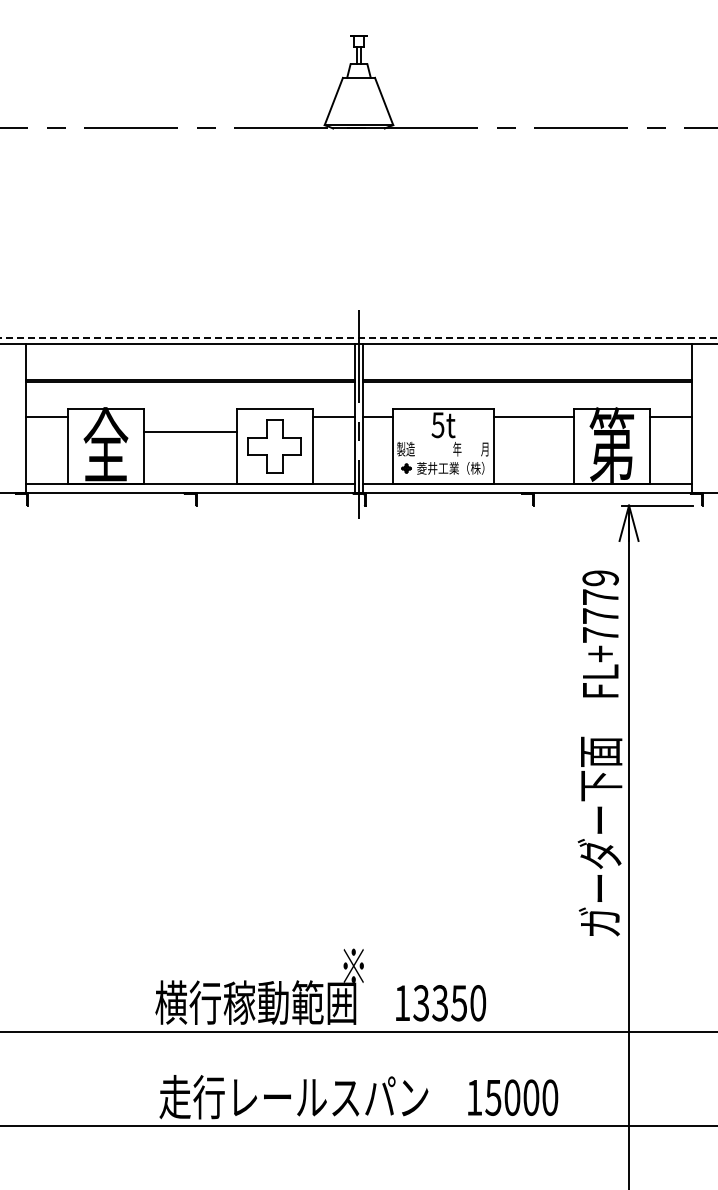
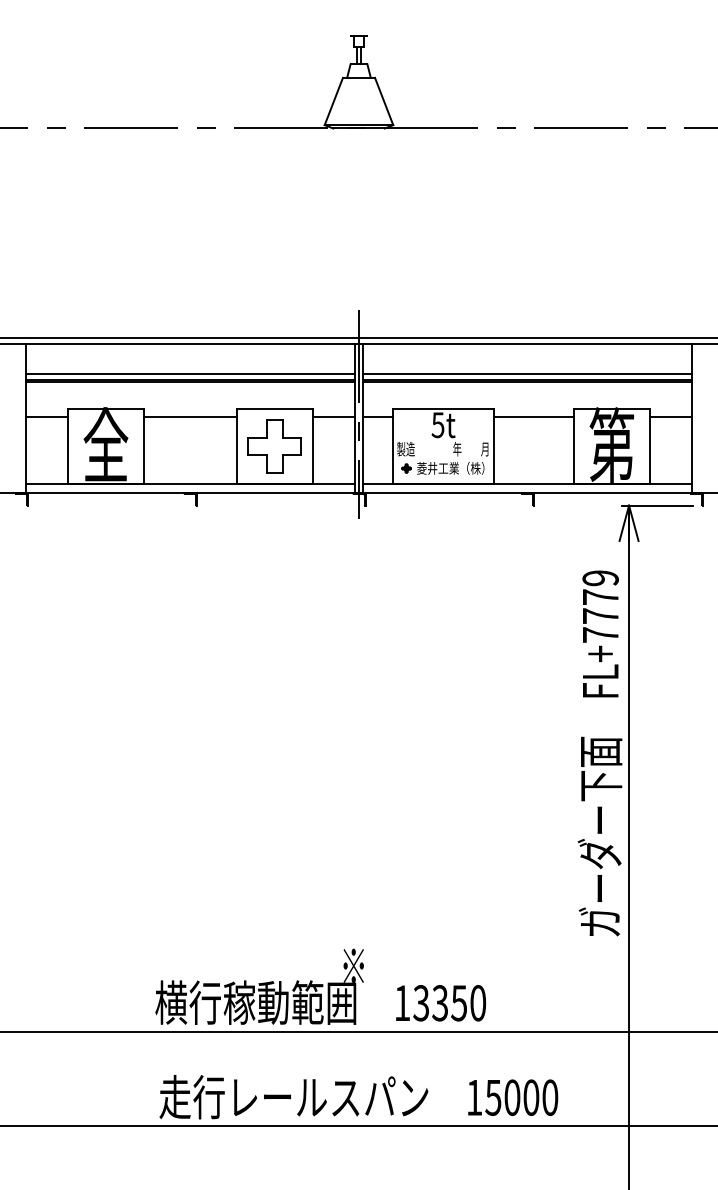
line: dashed -> solid (359, 338)
line: none -> present (189, 373)
line: none -> present (527, 373)
line position: (189, 432) -> (189, 417) (189, 417)
